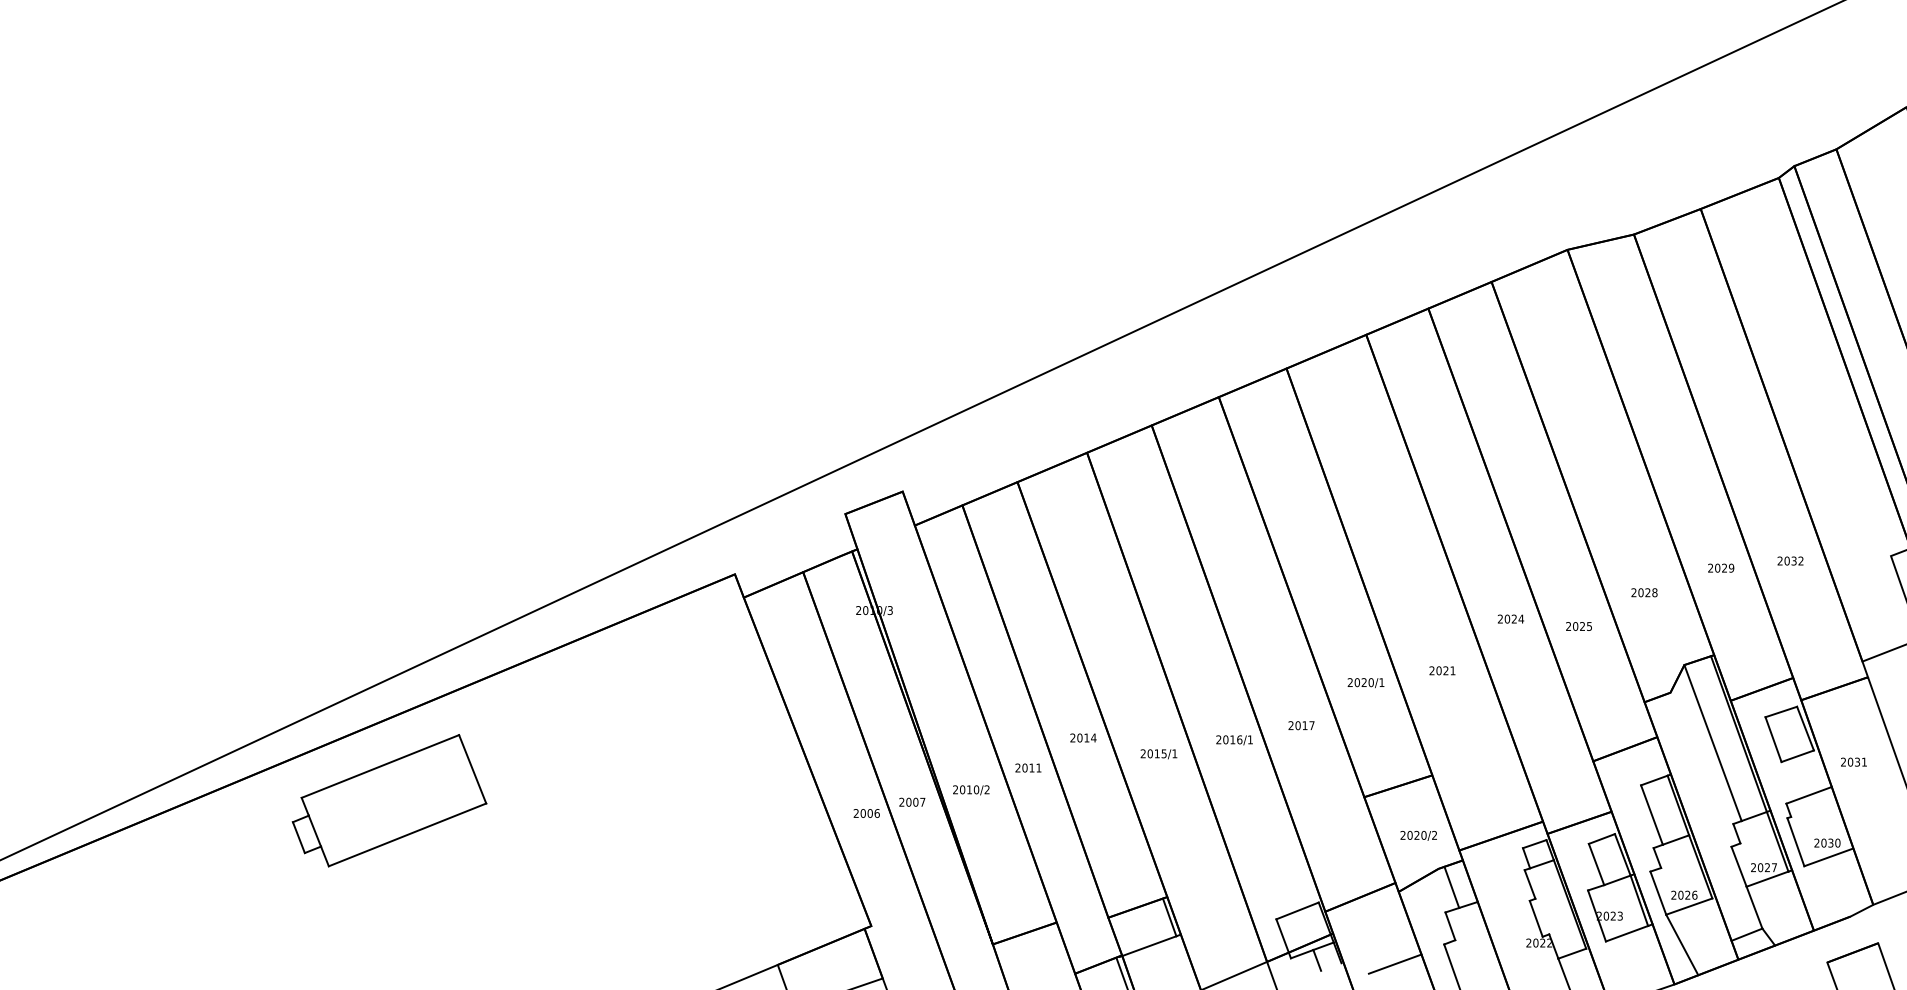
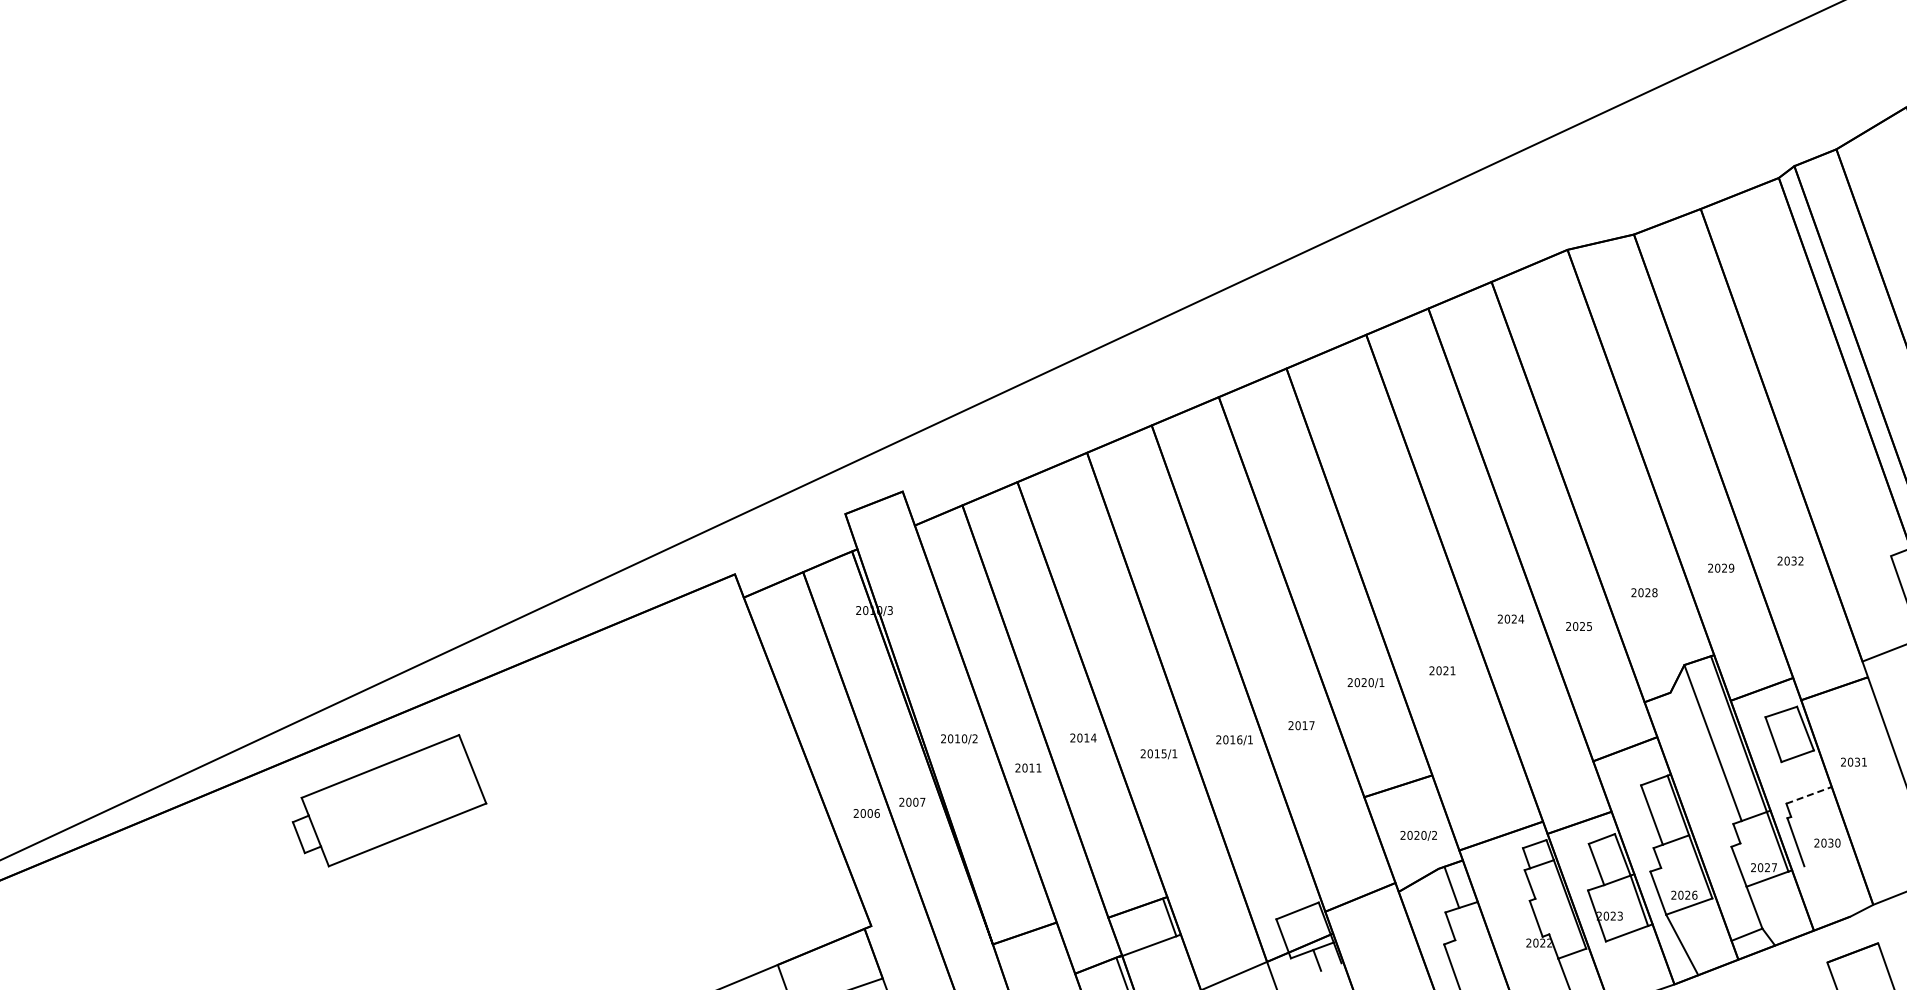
text position: (971, 790) -> (959, 739) (959, 739)
line: solid -> dashed (1809, 795)
line: present -> none (1828, 857)
line: present -> none (1394, 963)
